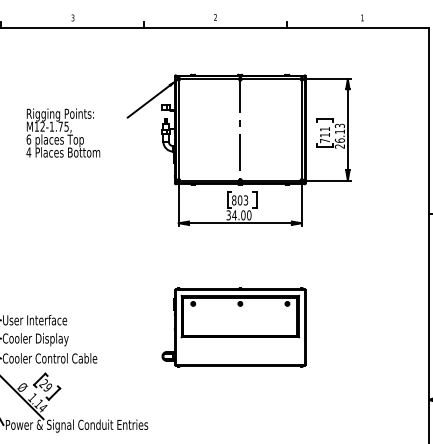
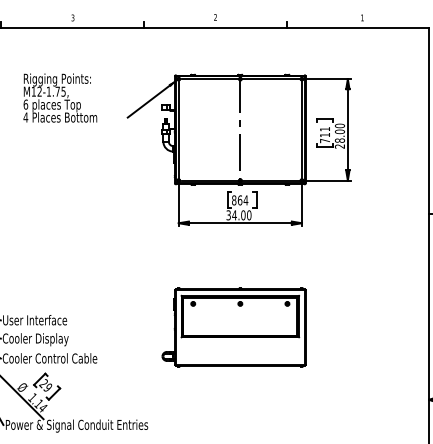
text position: (63, 132) -> (60, 97) (60, 97)
text: 26.13 -> 28.00 (339, 132)
text: 803 -> 864 (243, 200)
